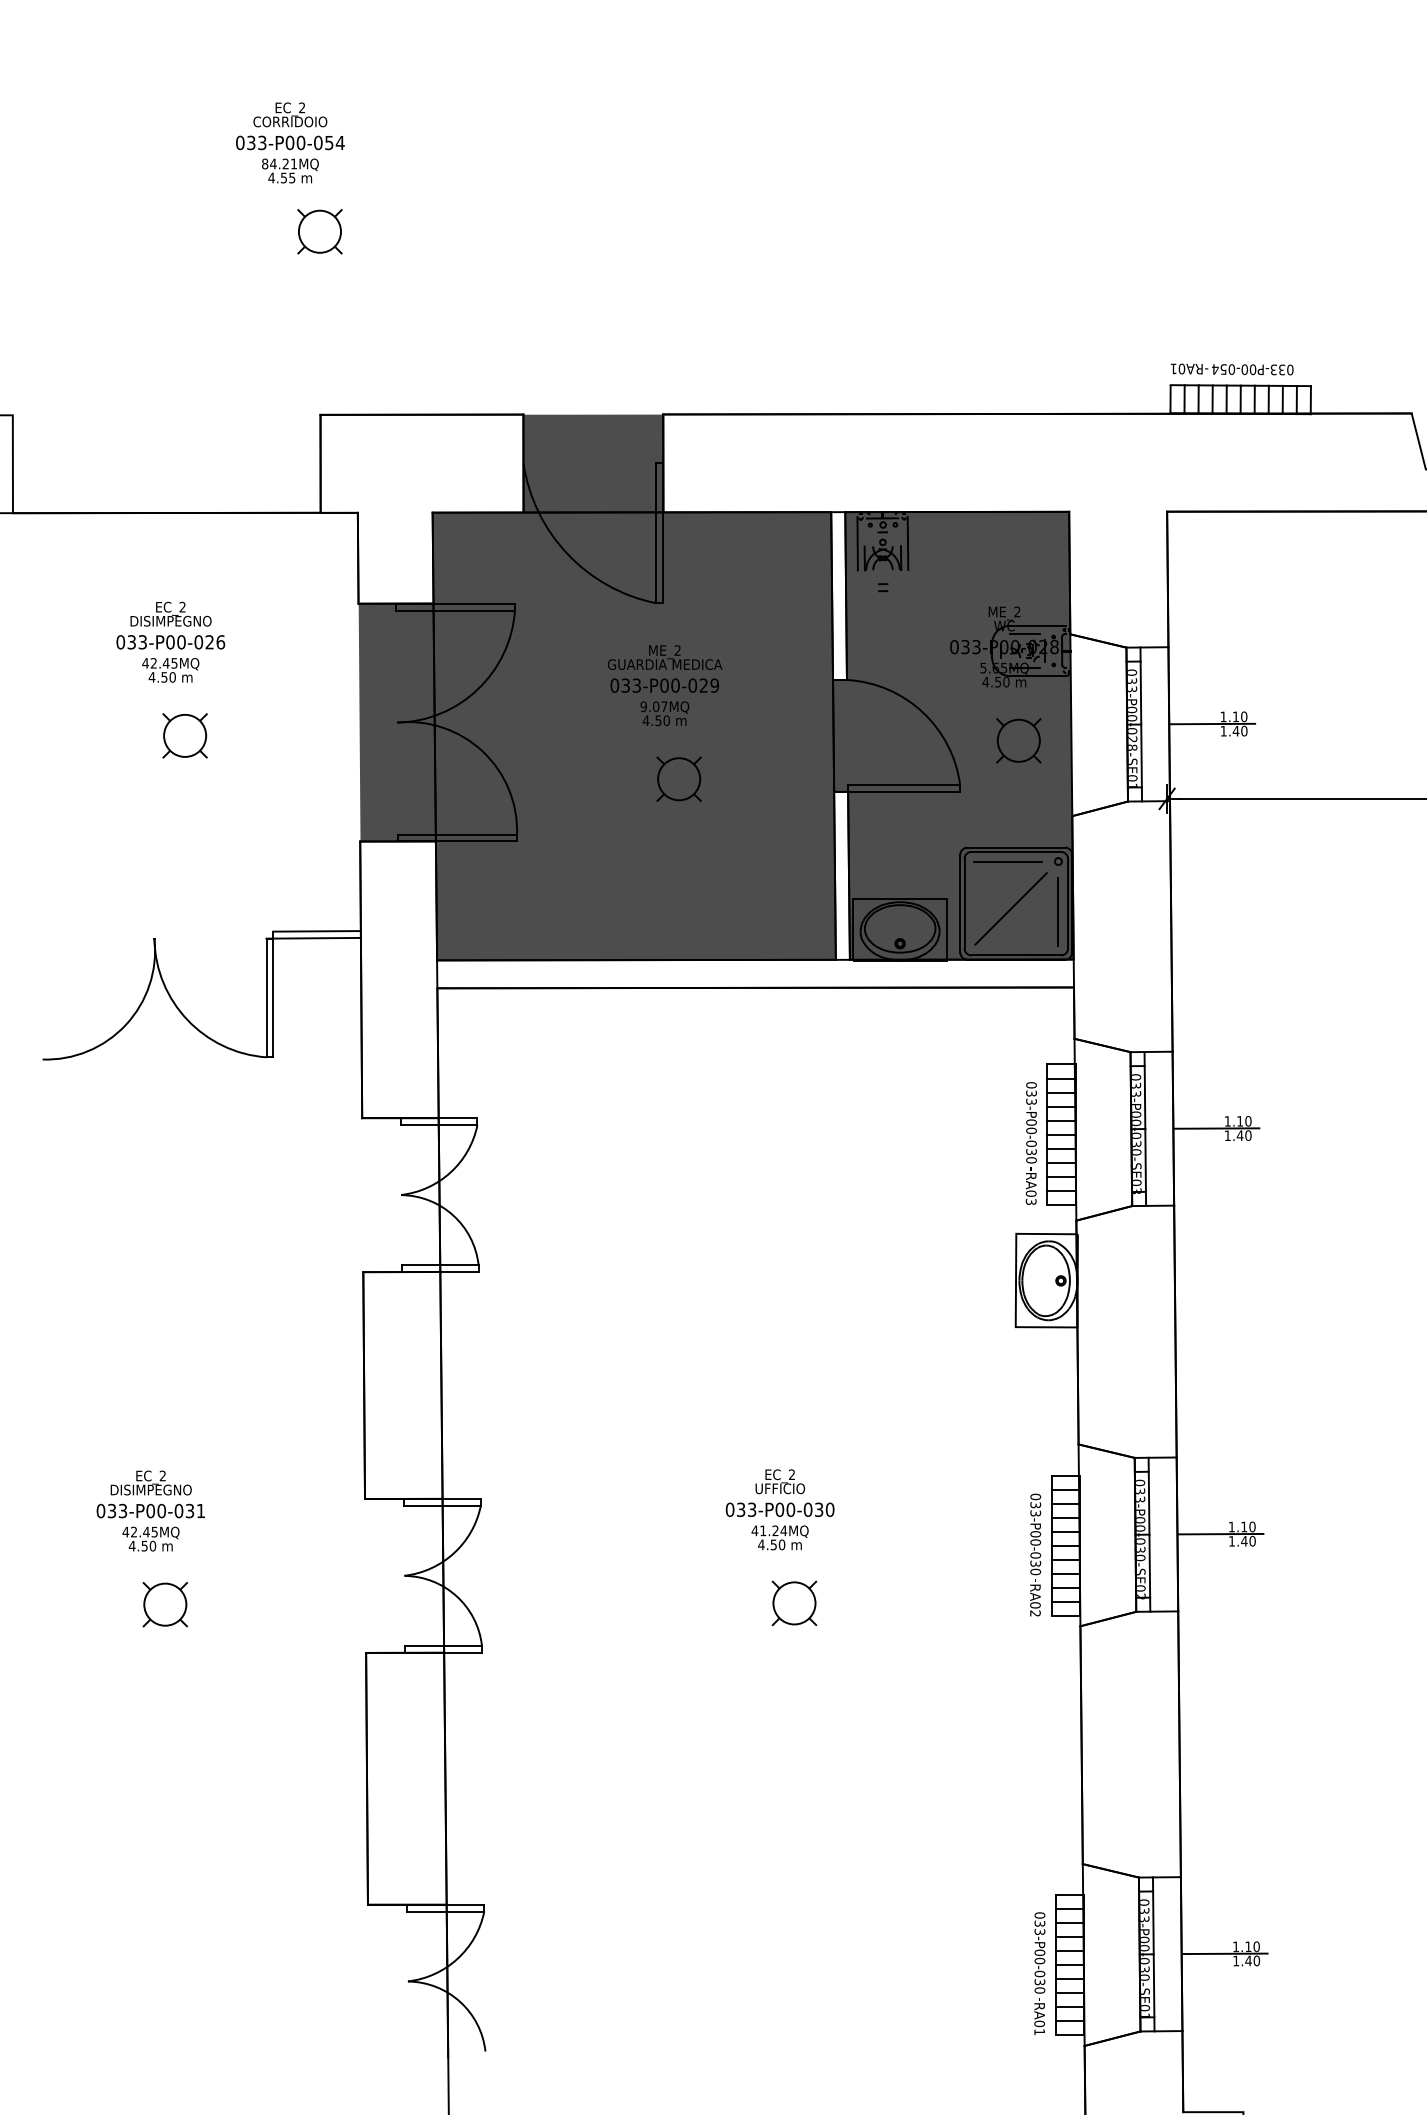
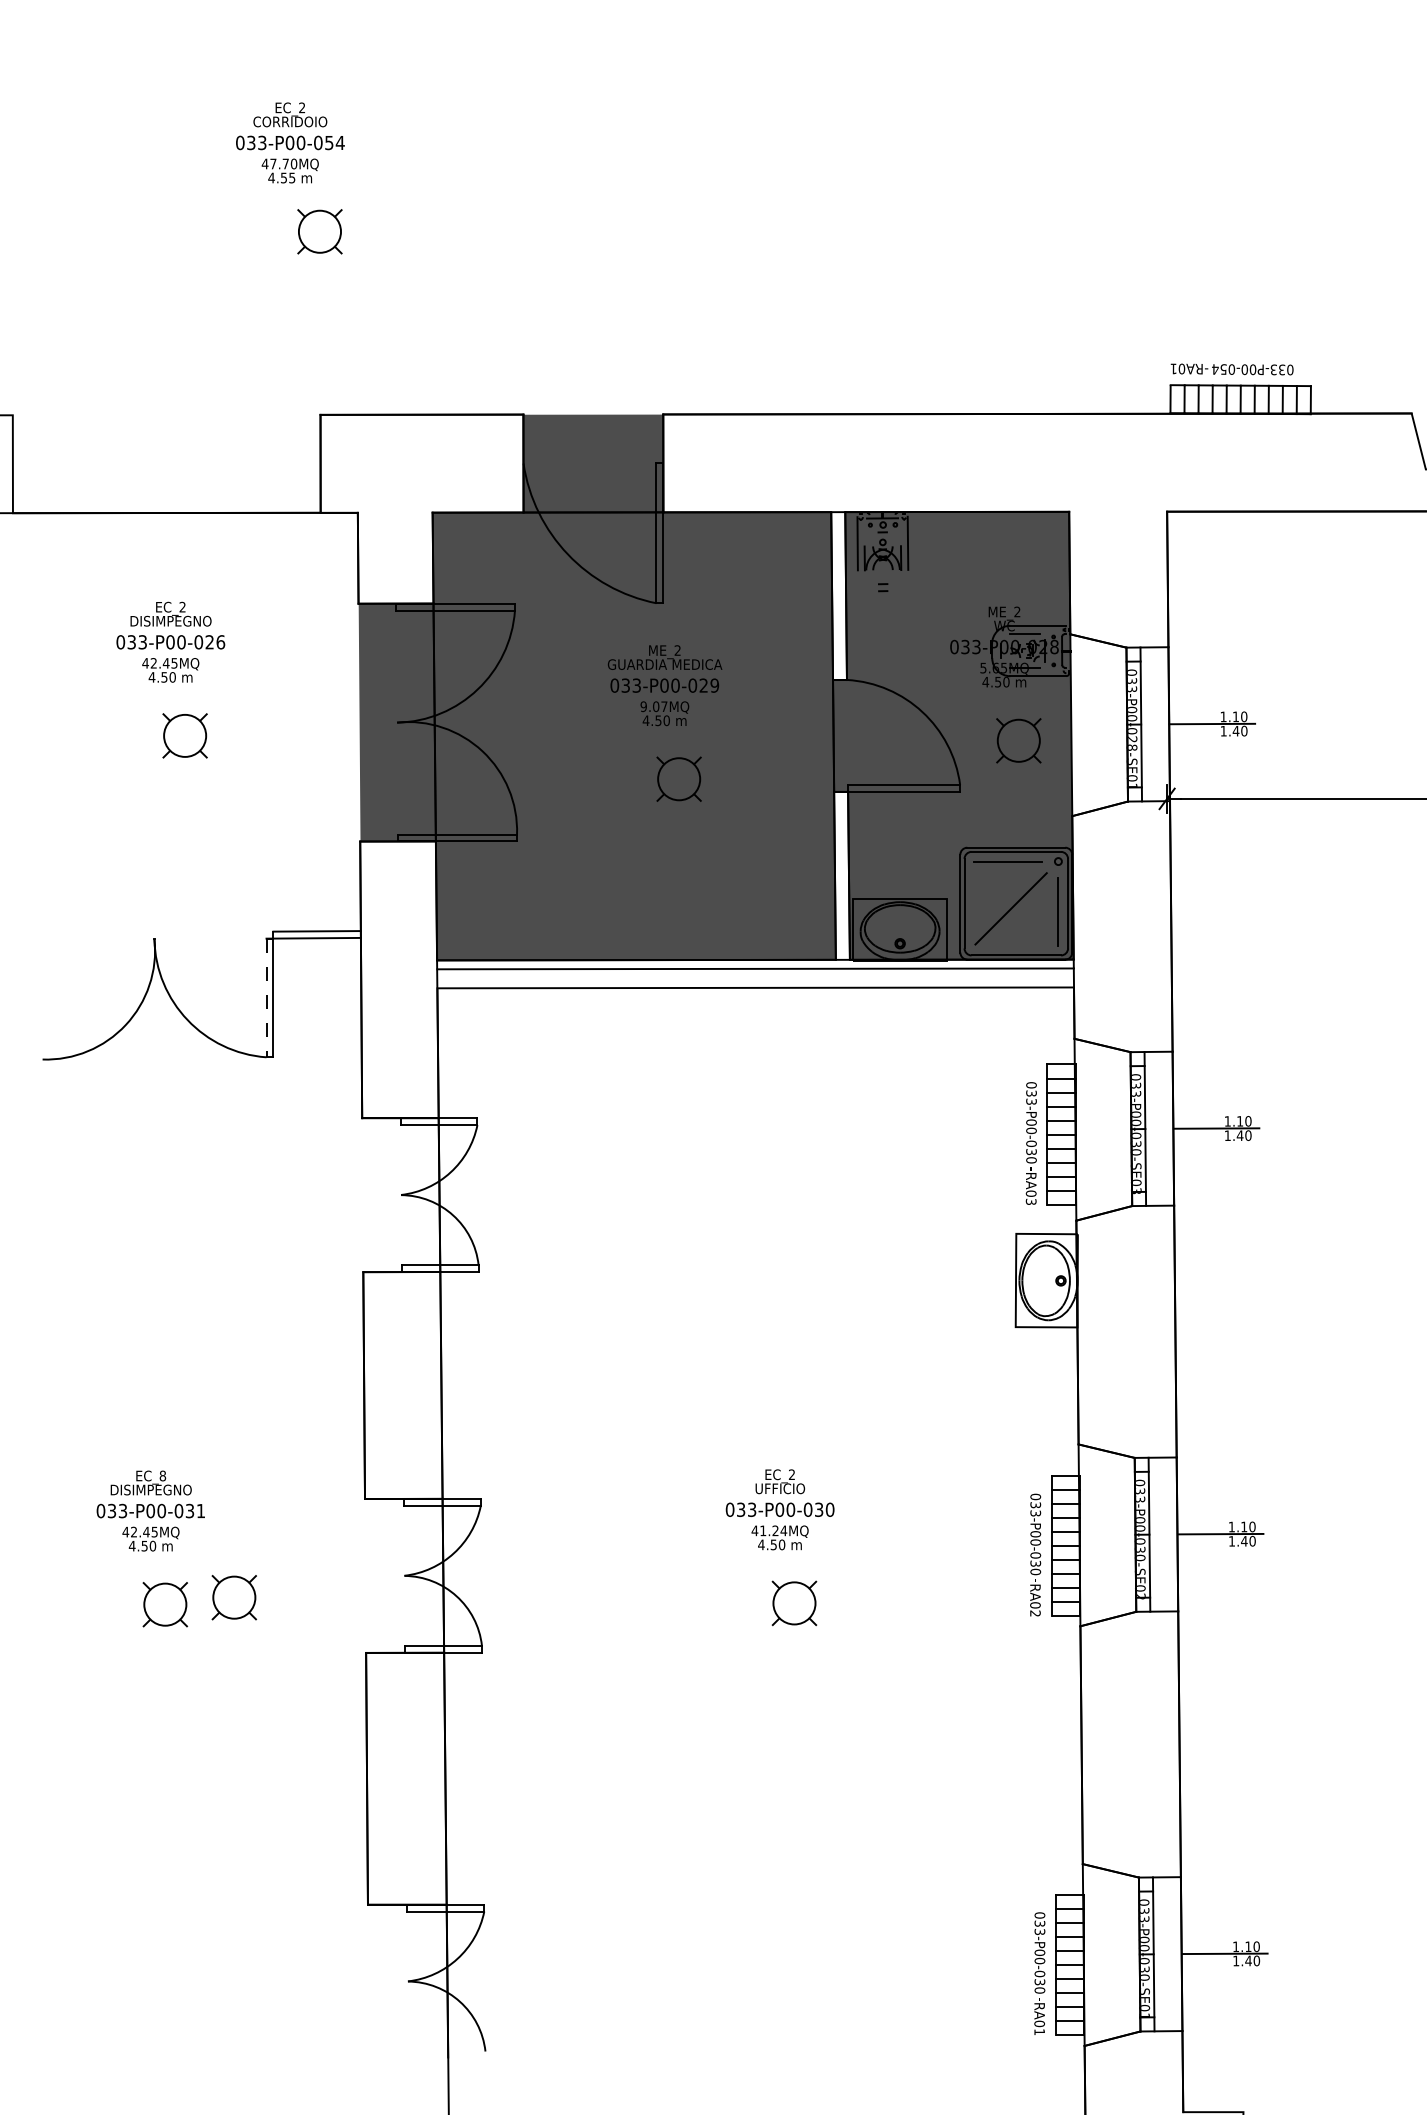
text: 84.21MQ -> 47.70MQ (279, 163)
line position: (755, 987) -> (755, 968) (755, 968)
line: solid -> dashed (266, 998)
text: EC_2 -> EC_8 (162, 1475)
part: none -> present (234, 1597)
